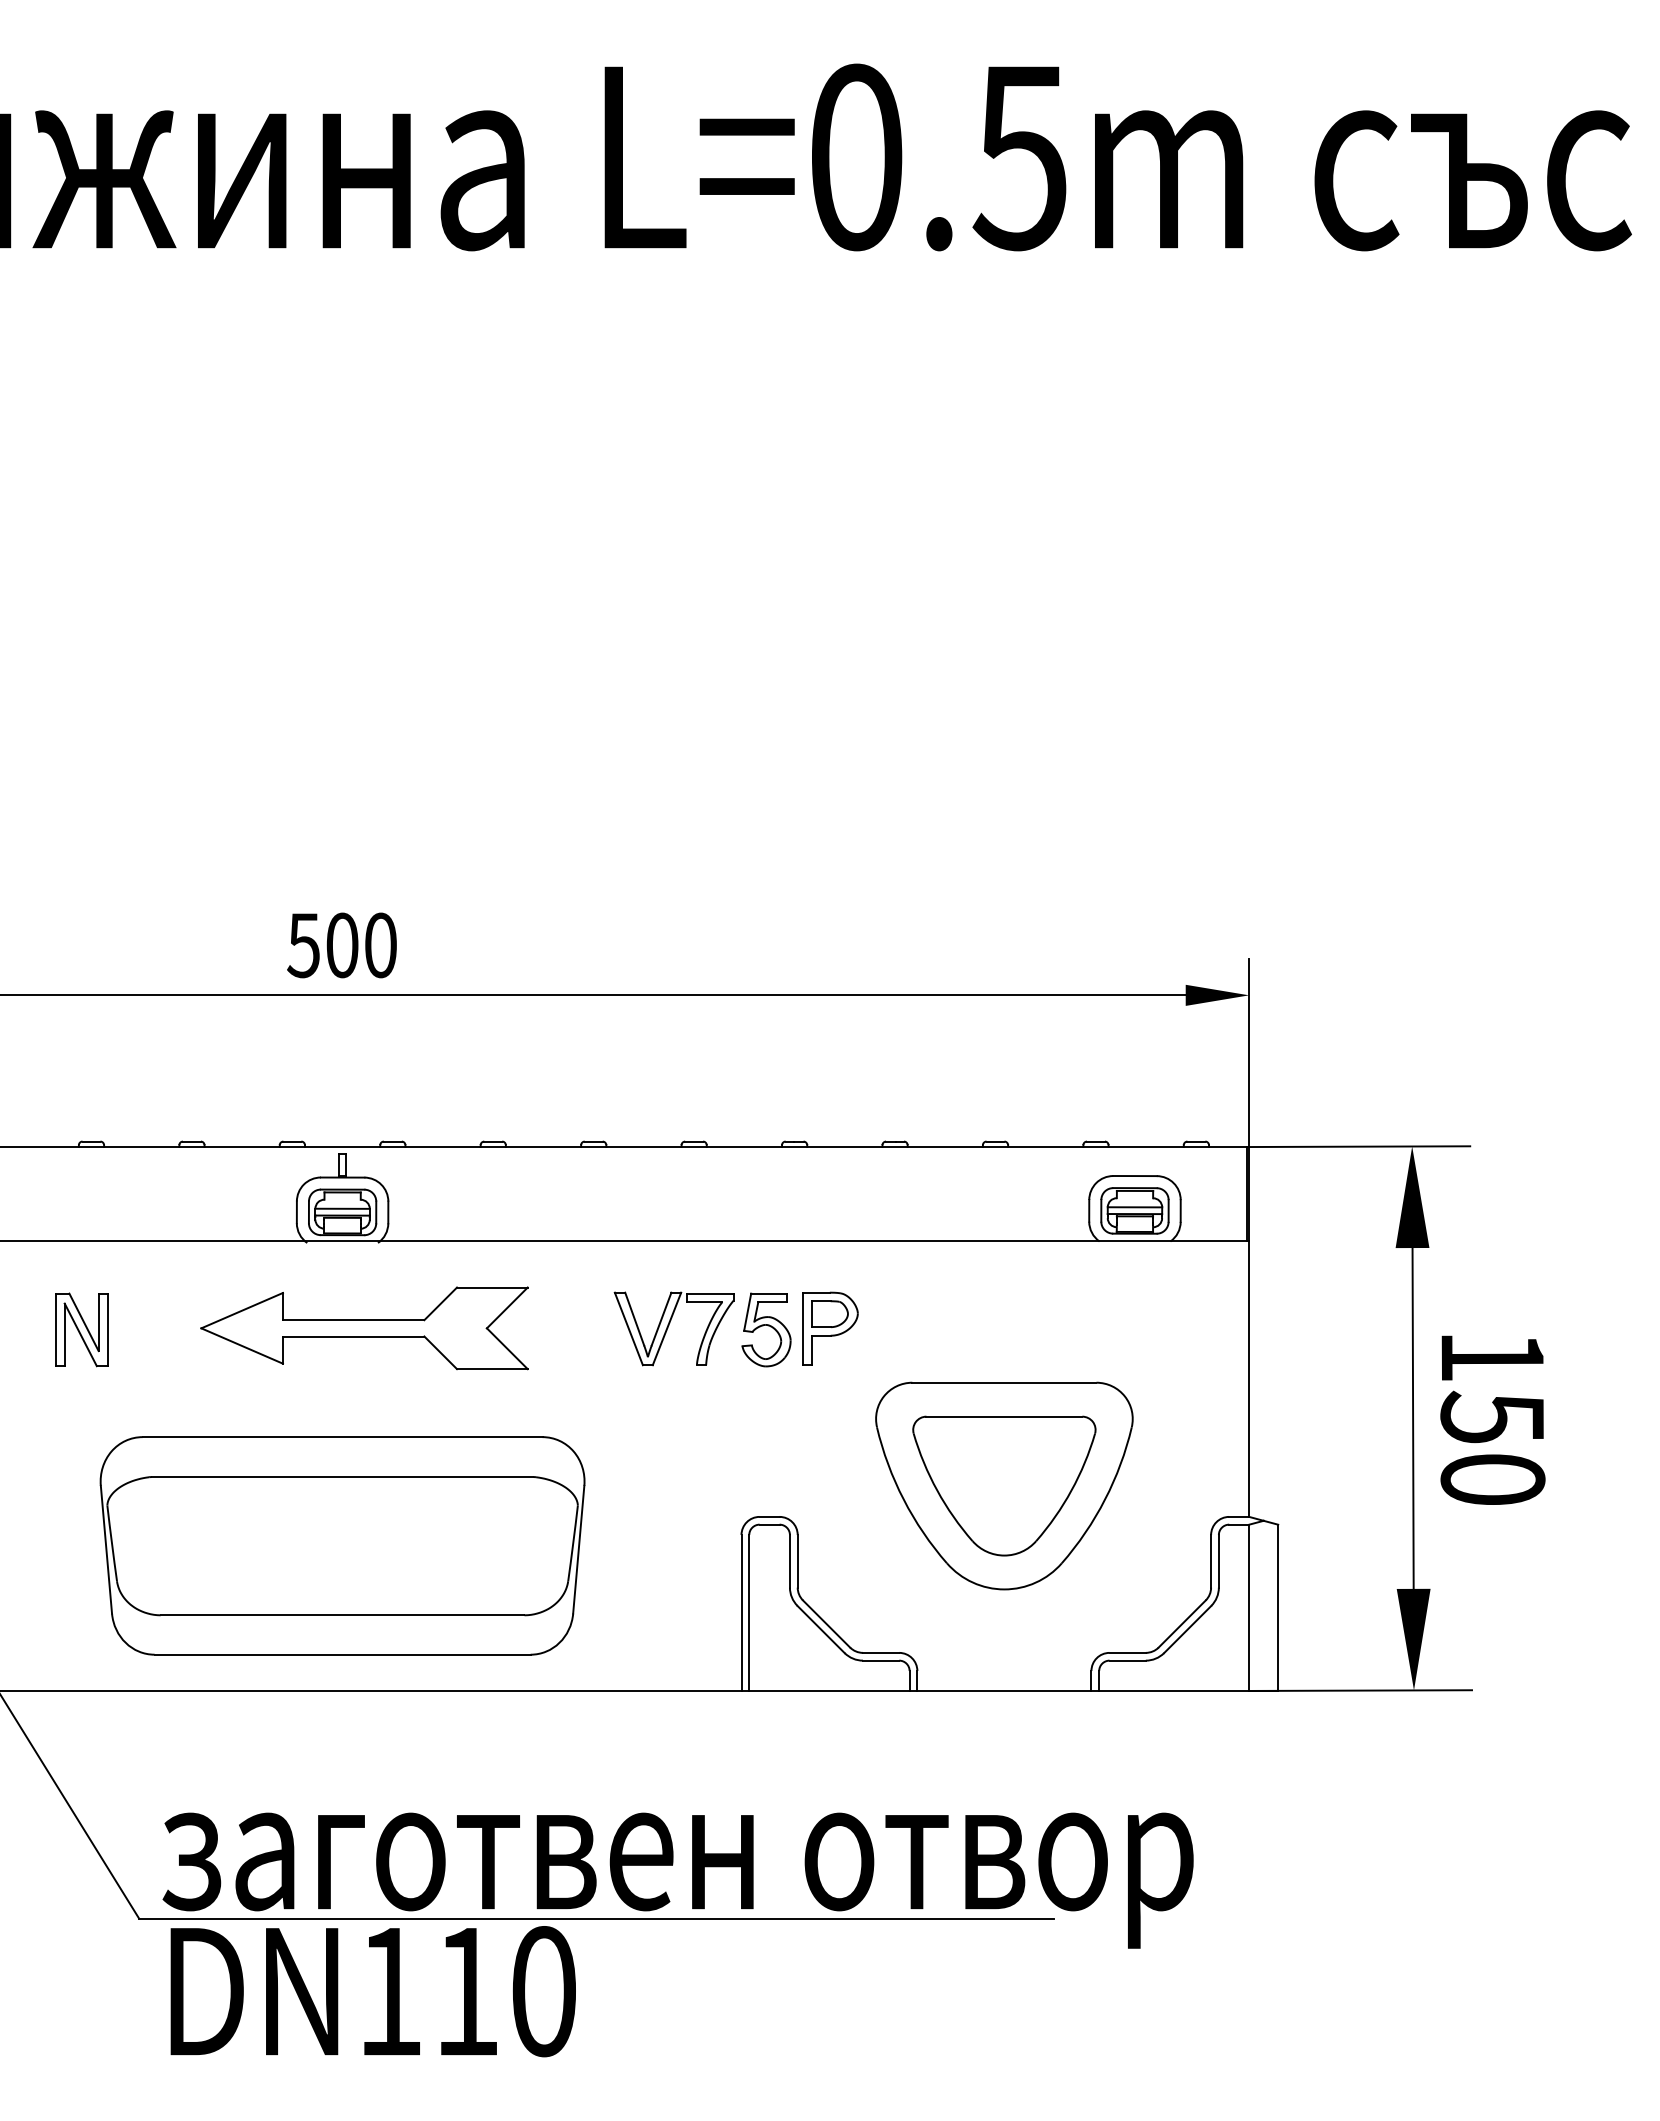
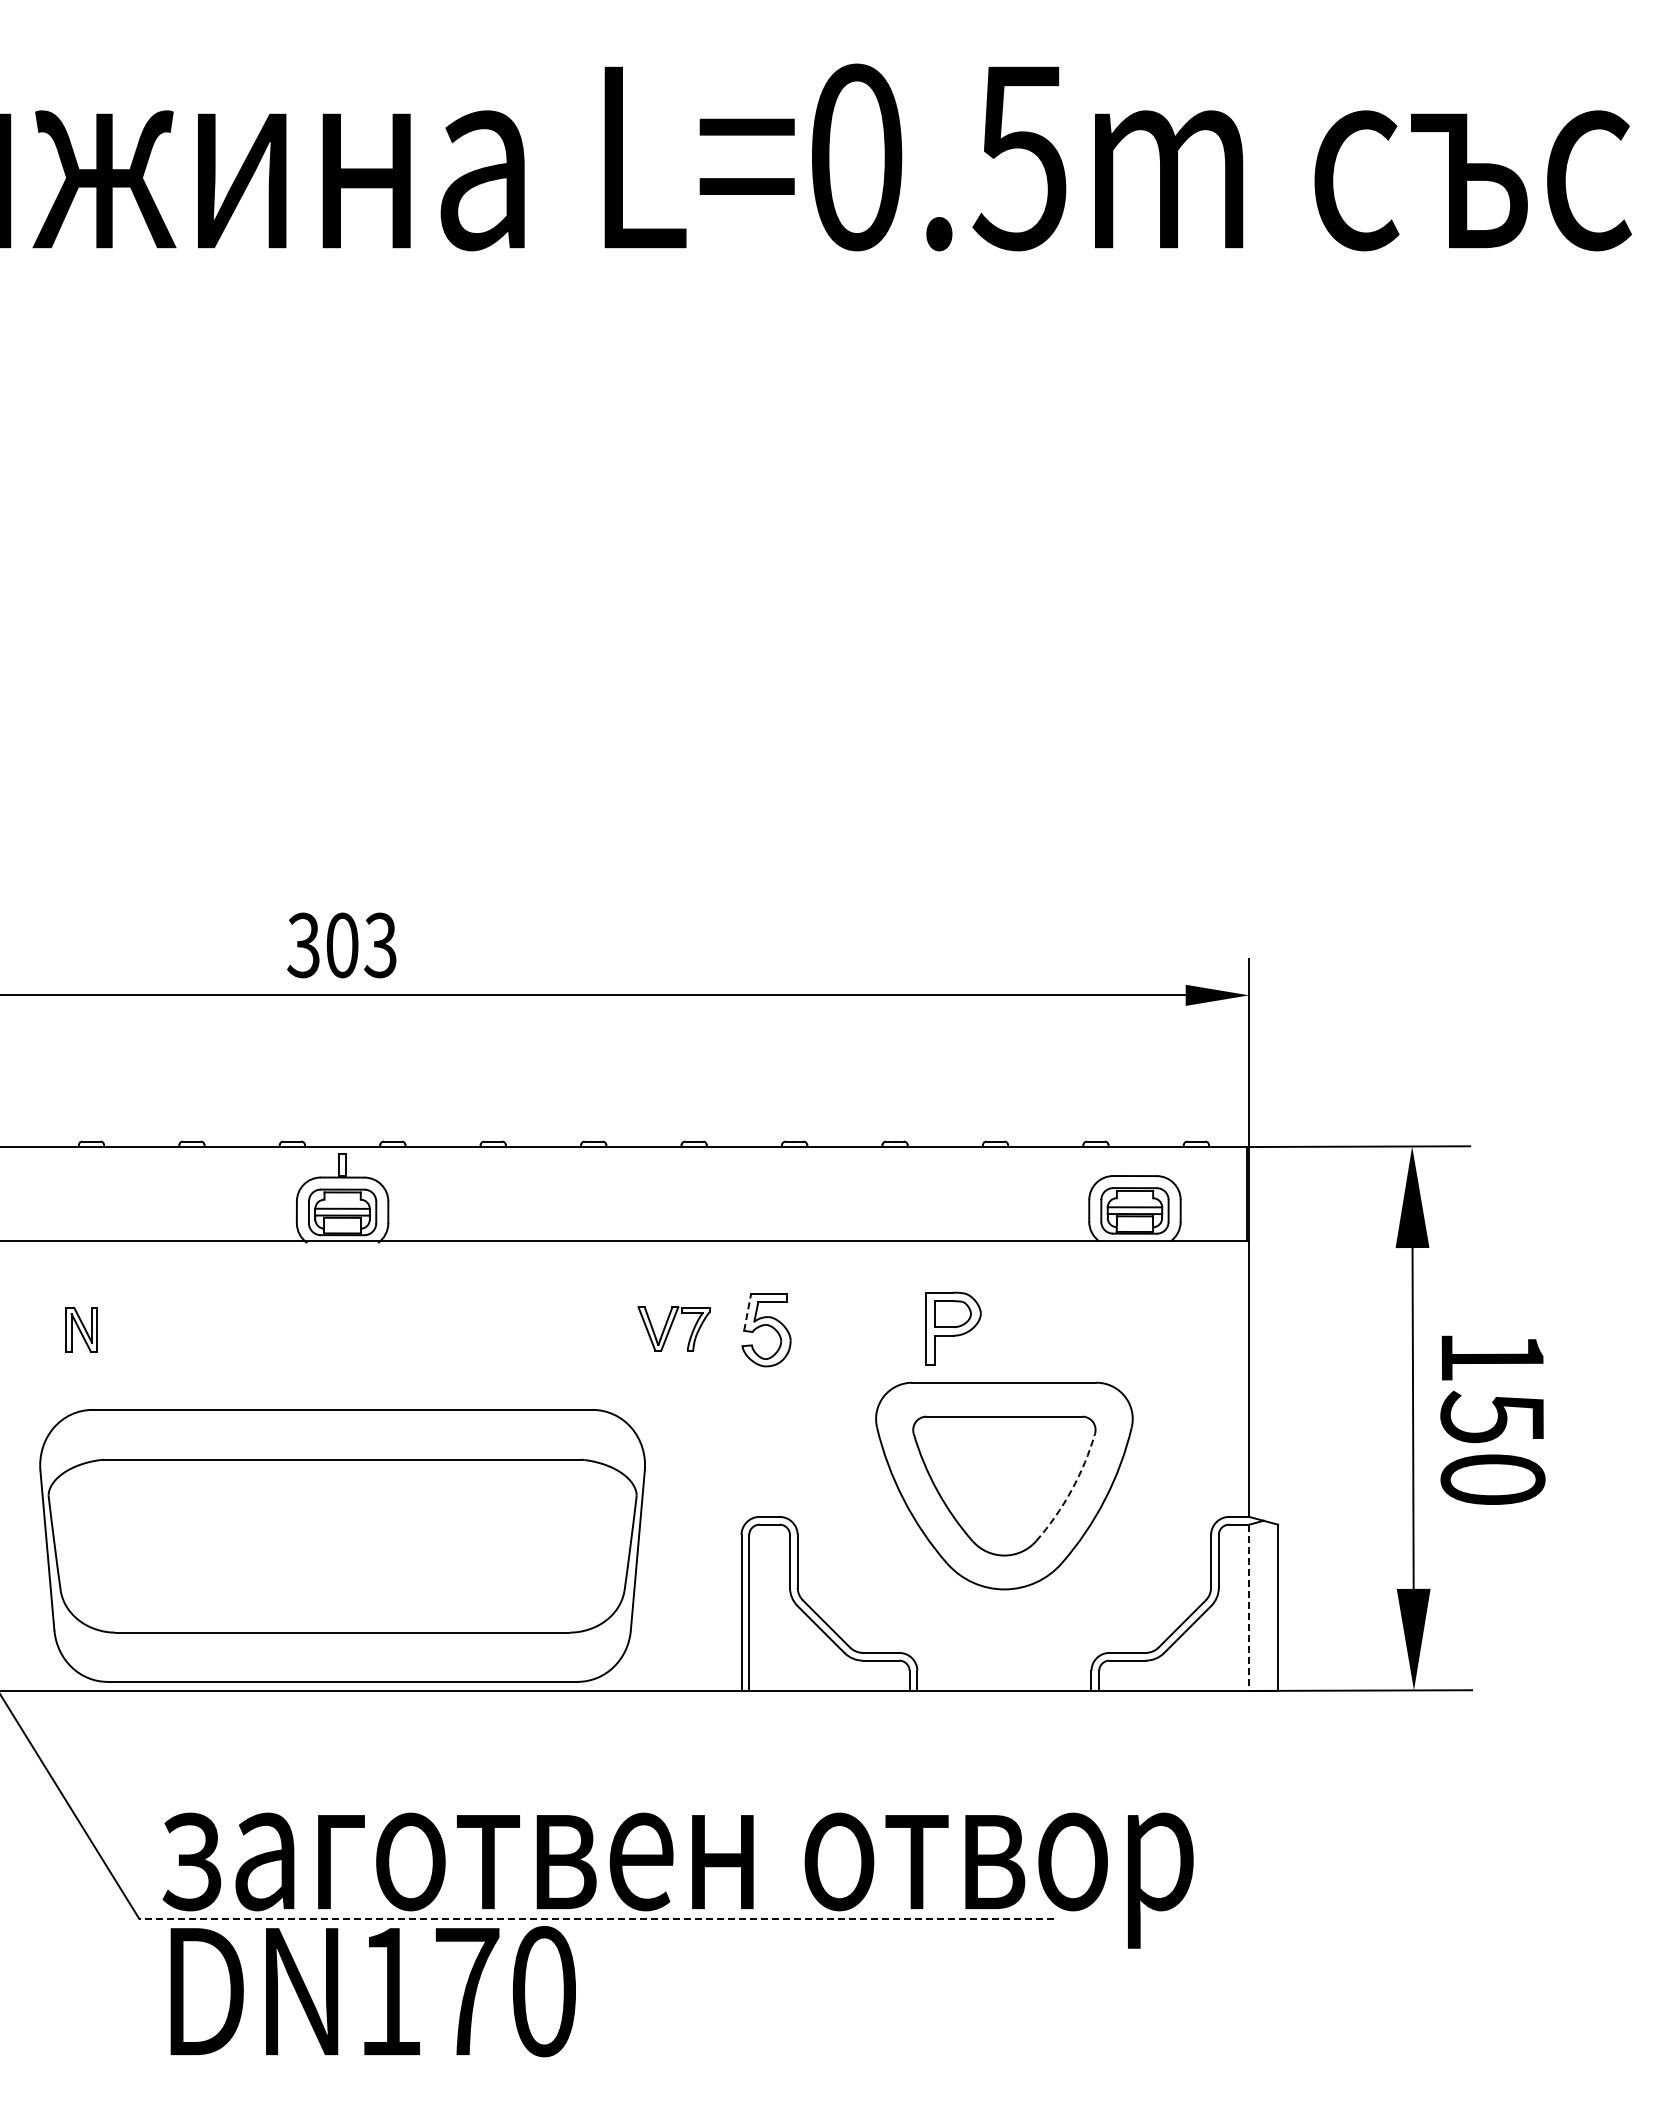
text: 500 -> 303 (341, 945)
line: solid -> dashed (747, 1312)
part: present -> none (364, 1328)
part size: 122x76 px -> 74x46 px (673, 1328)
part position: (830, 1328) -> (953, 1328) (953, 1328)
part size: 54x76 px -> 33x46 px (81, 1329)
arc: solid -> dashed (1071, 1490)
part size: 487x220 px -> 607x274 px (342, 1545)
line: solid -> dashed (1249, 1608)
line: solid -> dashed (596, 1918)
text: DN110 -> DN170 (467, 1991)
